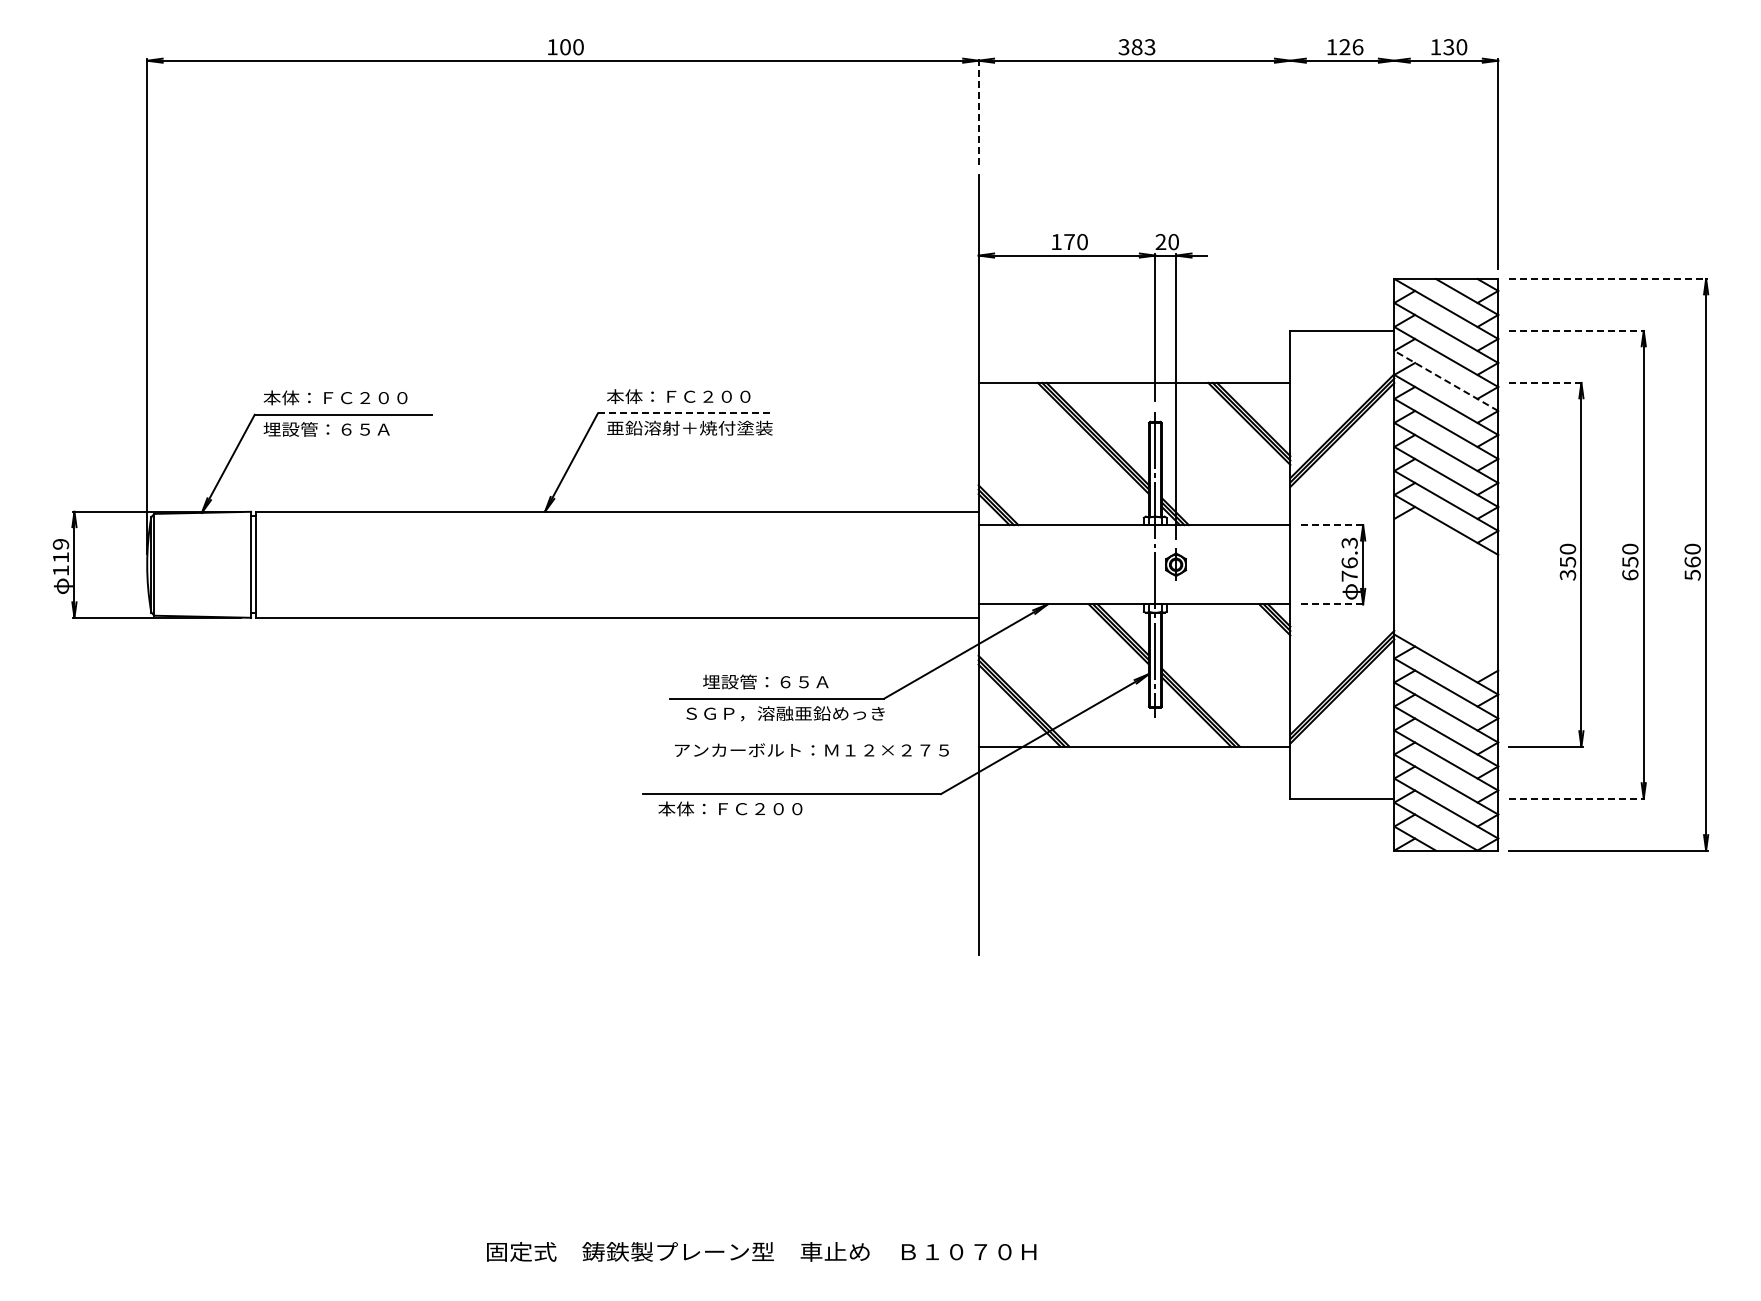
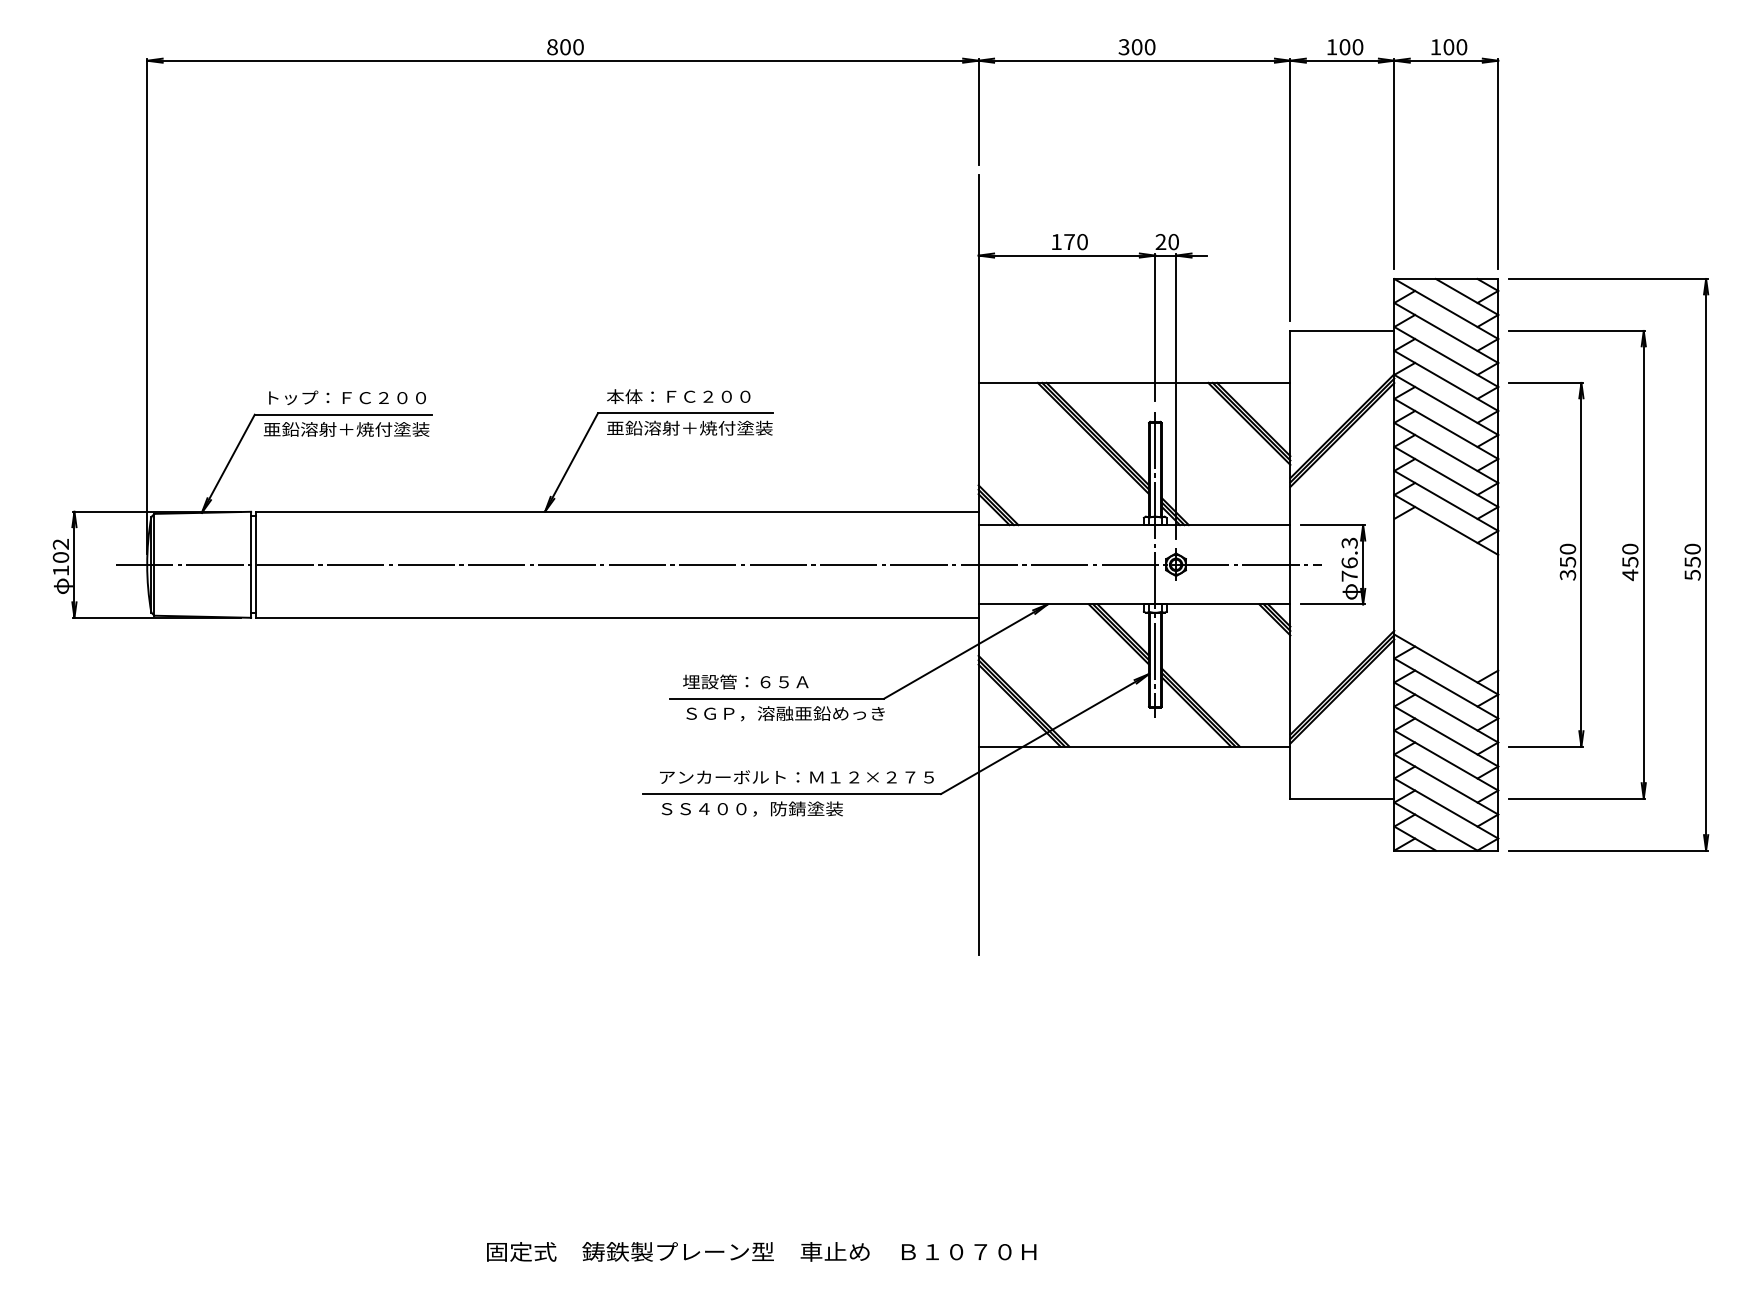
text: 100 -> 800 (552, 47)
text: 383 -> 300 (1143, 47)
text: 126 -> 100 (1351, 47)
text: 130 -> 100 (1448, 47)
line: dashed -> solid (978, 111)
line: none -> present (1394, 163)
line: none -> present (1290, 189)
line: dashed -> solid (1608, 279)
line: dashed -> solid (1577, 330)
line: dashed -> solid (1445, 380)
line: dashed -> solid (1546, 382)
text: 本体：ＦＣ２００ -> トップ：ＦＣ２００ (344, 397)
line: dashed -> solid (685, 413)
text: 埋設管：６５Ａ -> 亜鉛溶射＋焼付塗装 (346, 429)
line: dashed -> solid (1332, 525)
text: 119 -> 102 (60, 550)
text: 560 -> 550 (1692, 561)
line: none -> present (718, 564)
text: 650 -> 450 (1630, 575)
line: dashed -> solid (1332, 604)
text position: (765, 681) -> (745, 681) (745, 681)
text position: (811, 750) -> (796, 777) (796, 777)
line: dashed -> solid (1577, 798)
text: 本体：ＦＣ２００ -> ＳＳ４００，防錆塗装 (750, 808)
